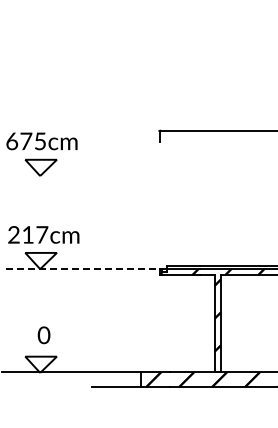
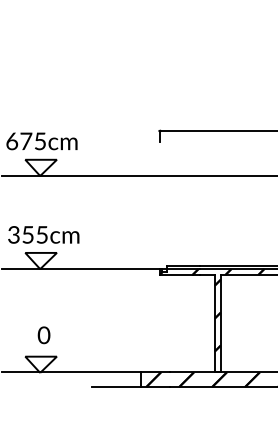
line: none -> present (138, 176)
text: 217cm -> 355cm (28, 234)
line: dashed -> solid (84, 269)
